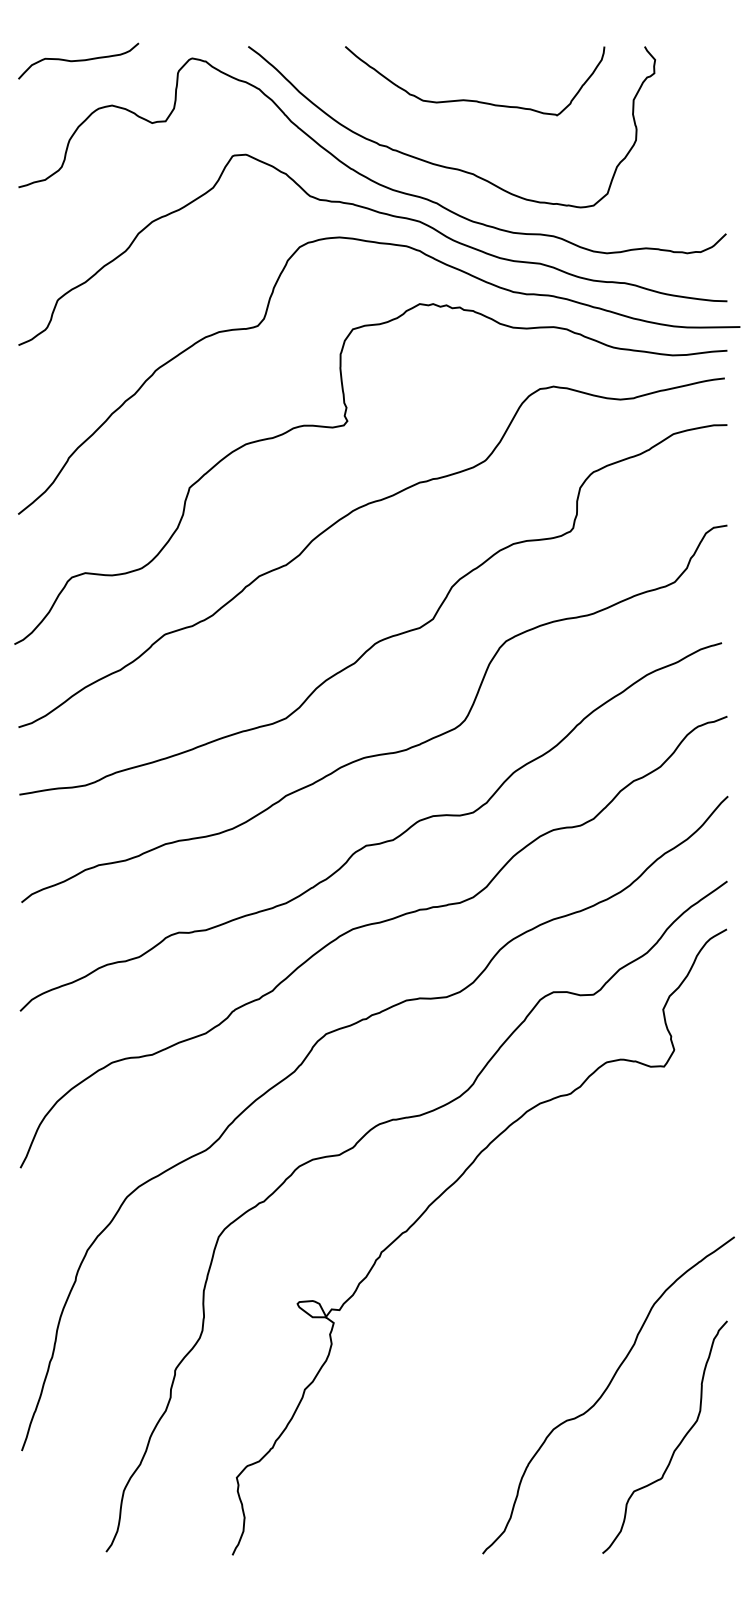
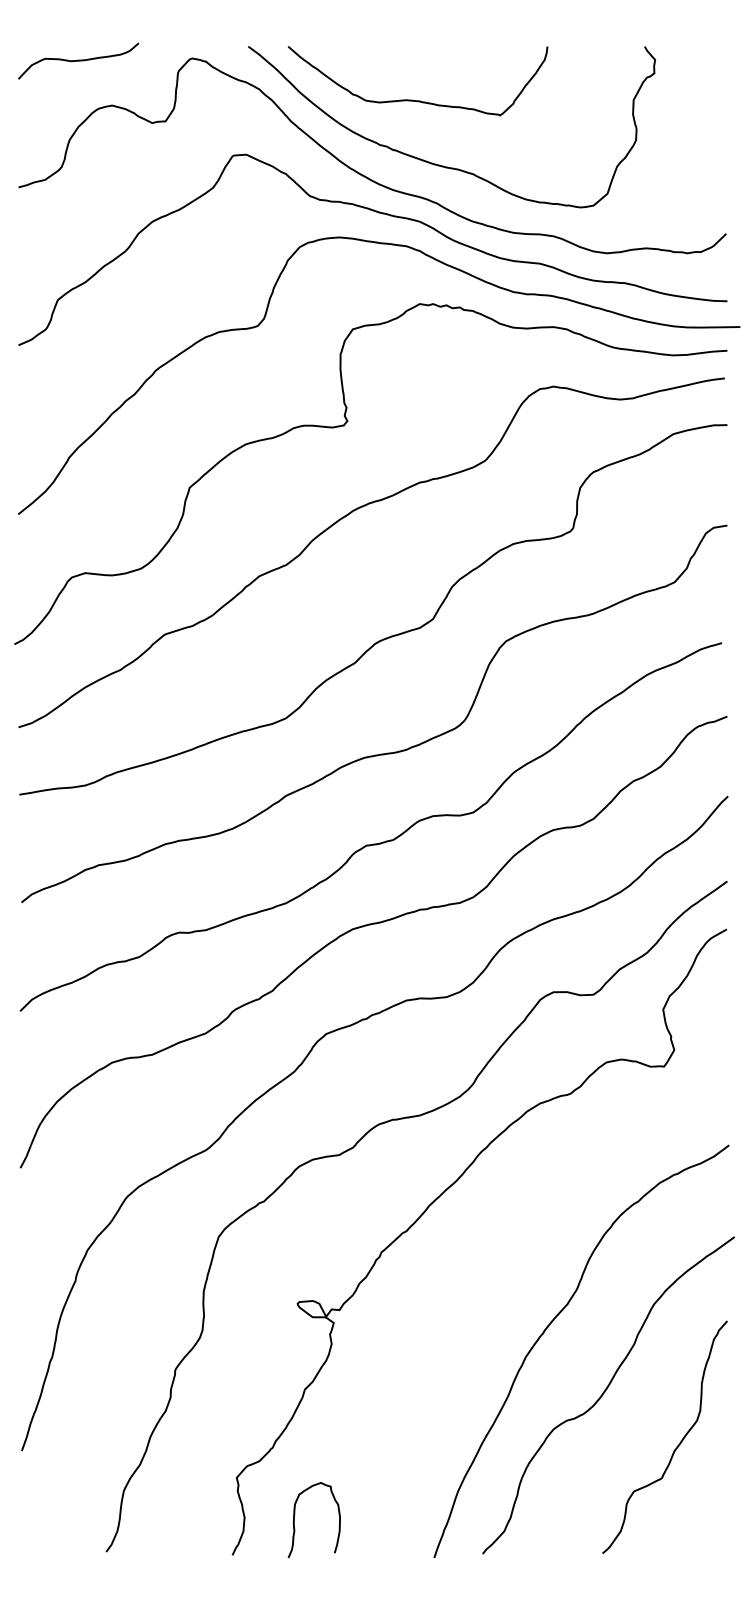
curve position: (470, 99) -> (413, 99) (413, 99)
curve: none -> present (549, 1326)
curve: none -> present (295, 1514)
